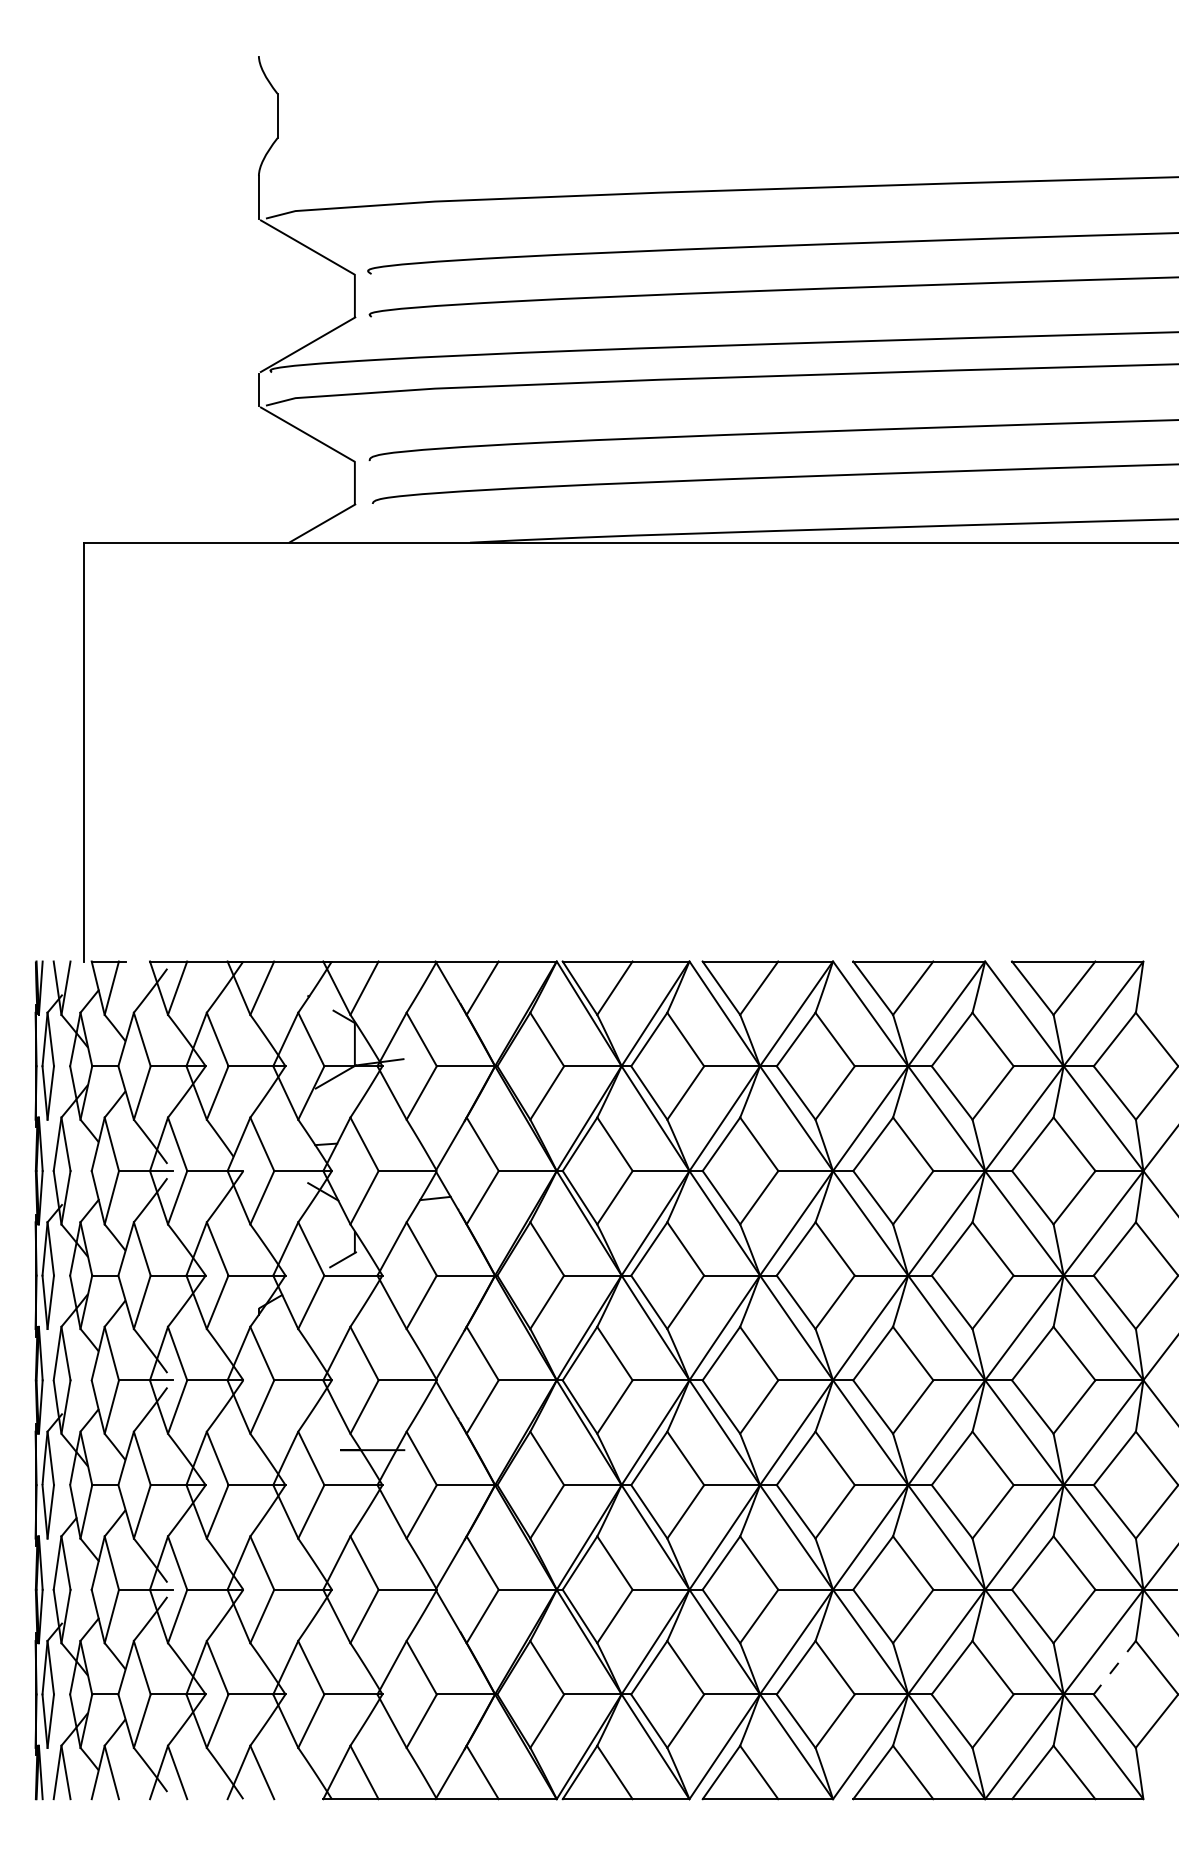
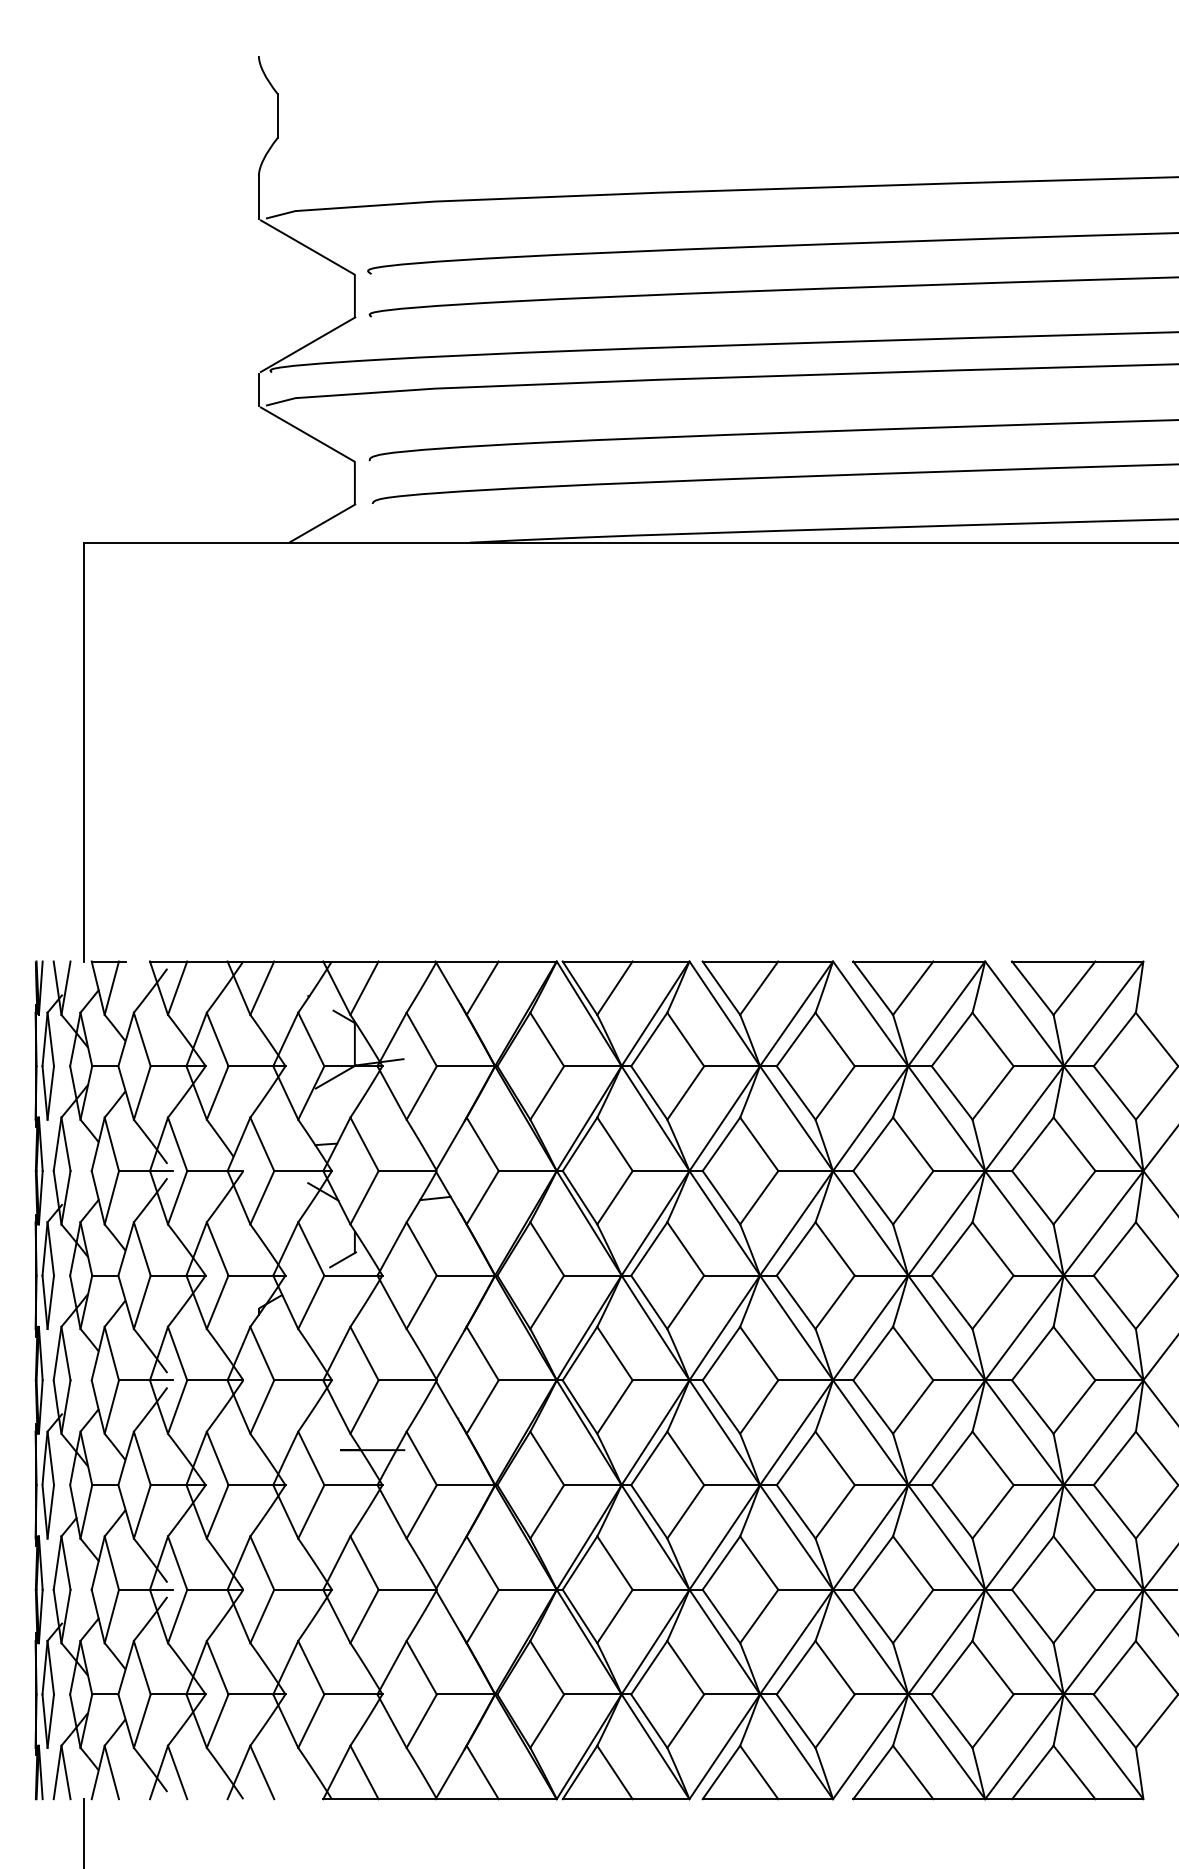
line: dashed -> solid (1114, 1668)
line: none -> present (84, 1832)
